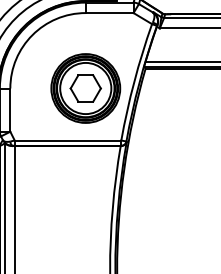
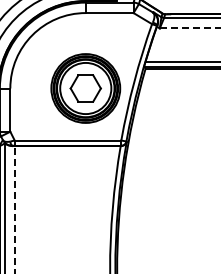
line: solid -> dashed (190, 28)
line: solid -> dashed (15, 209)
